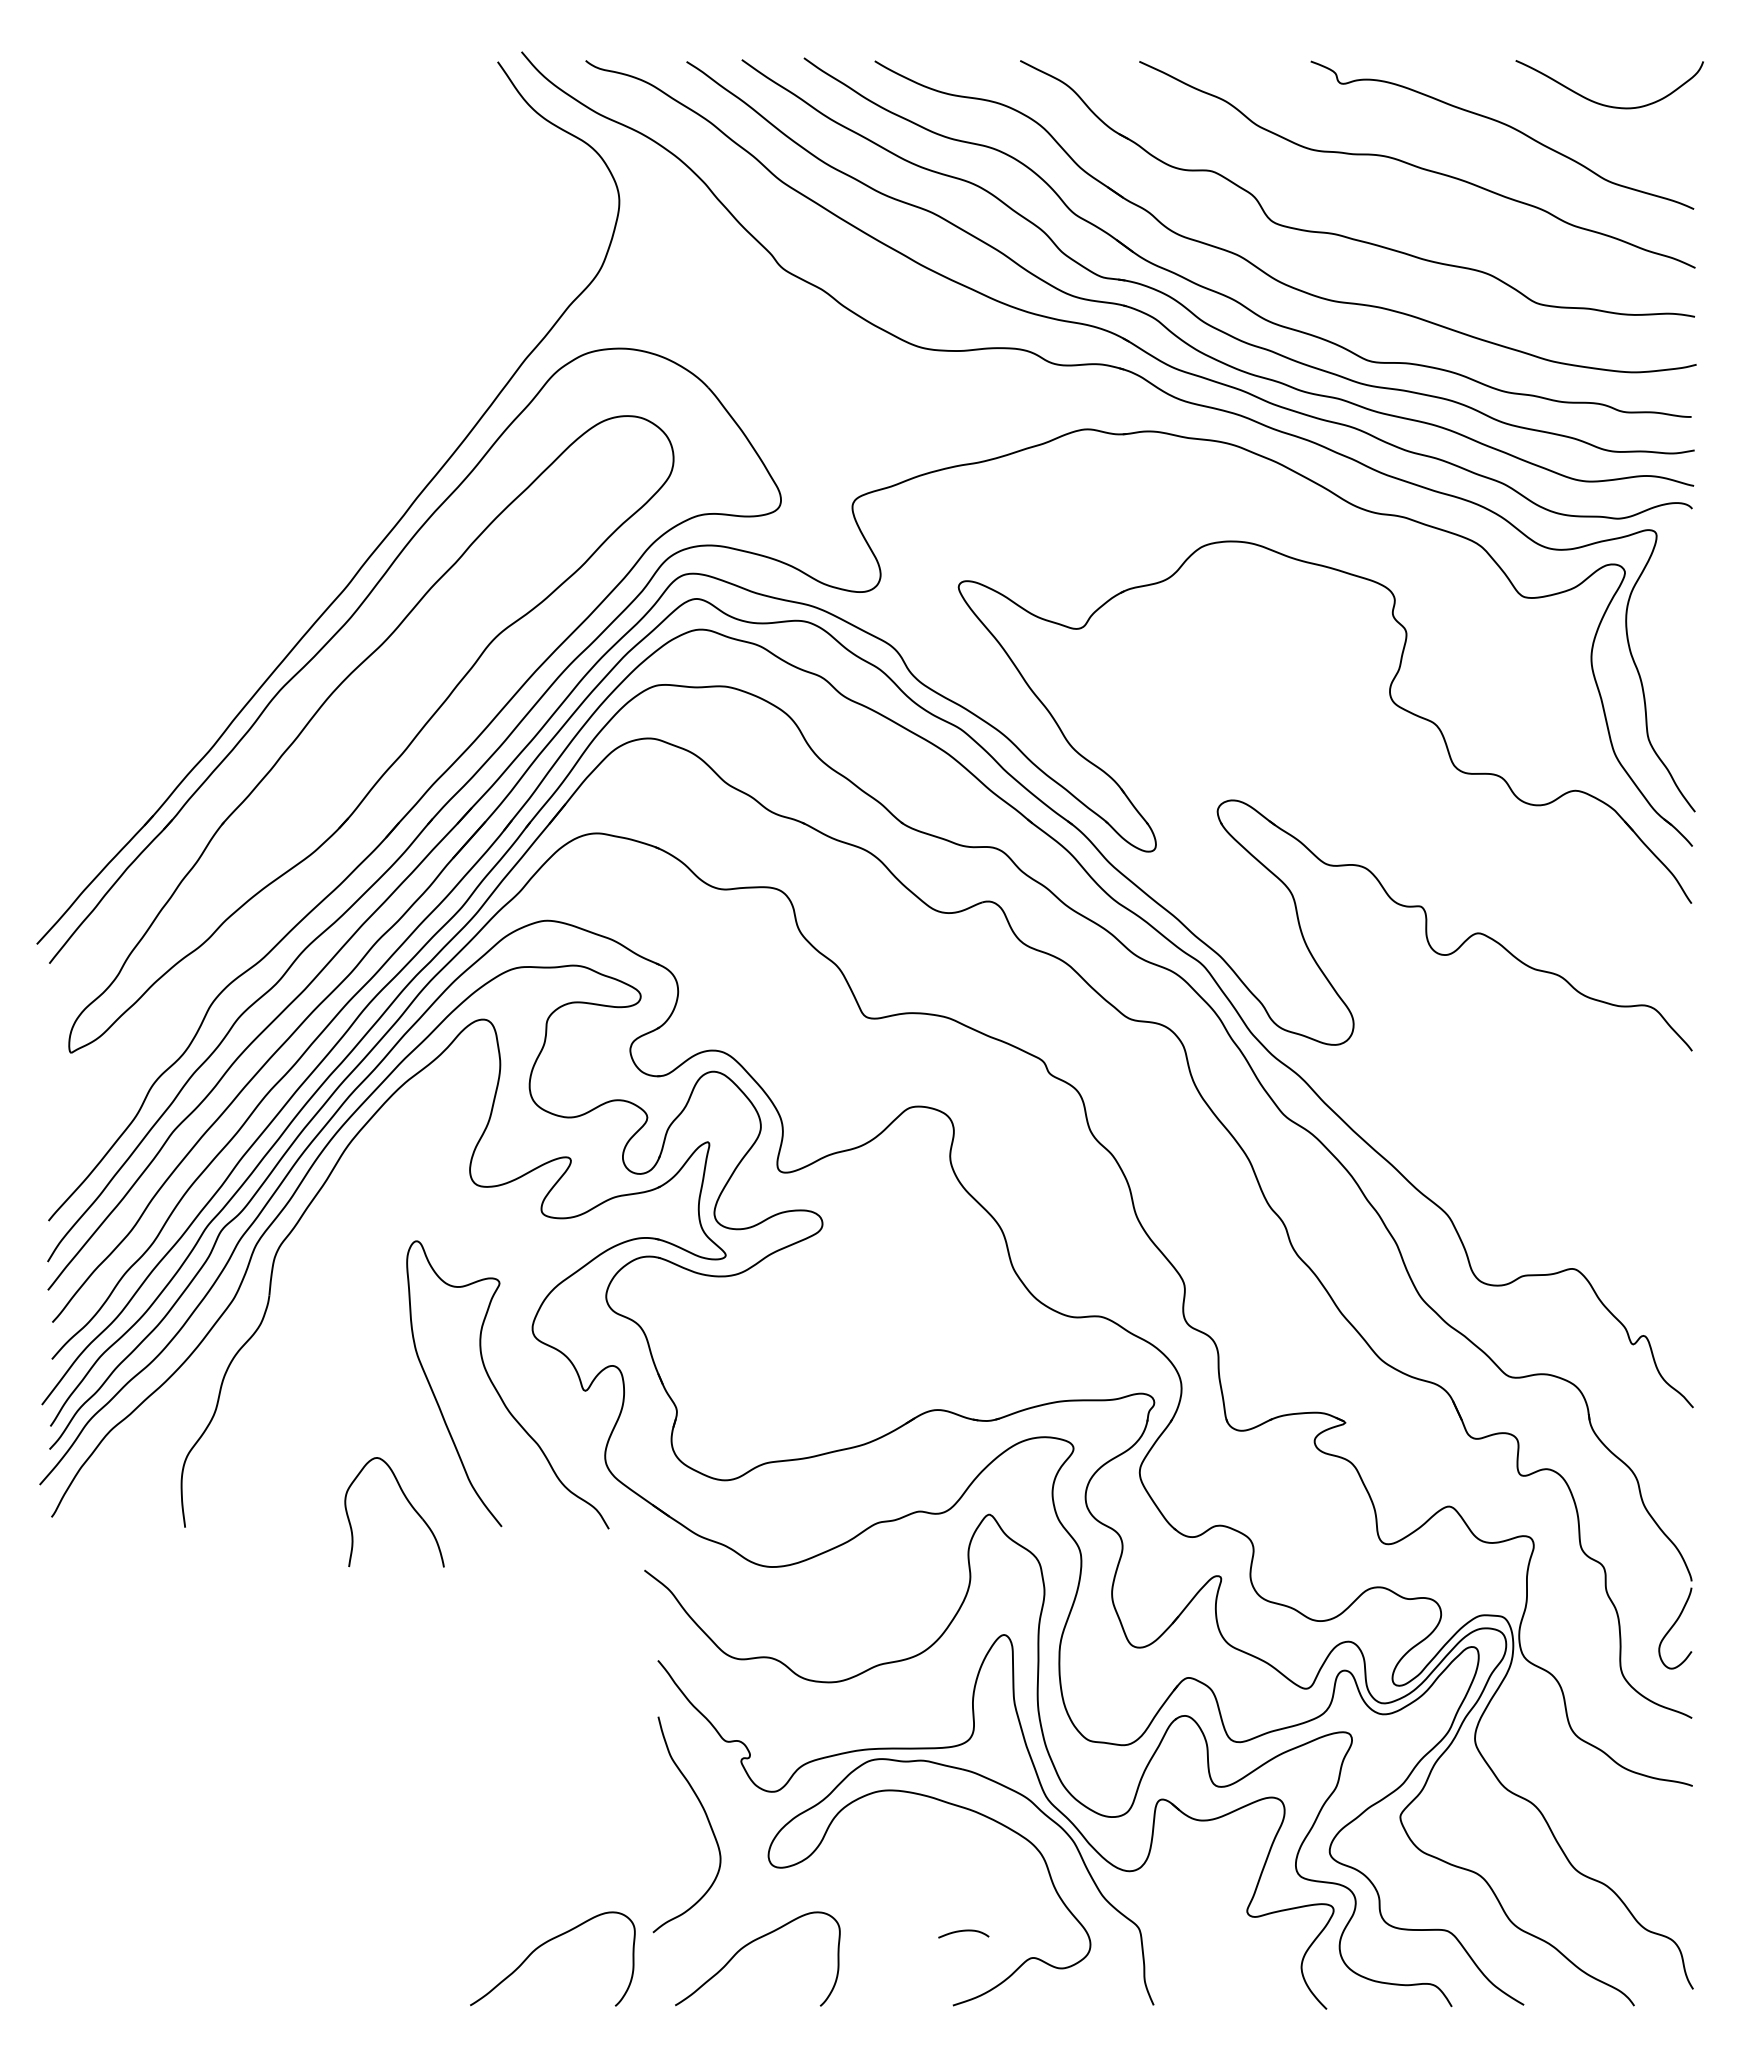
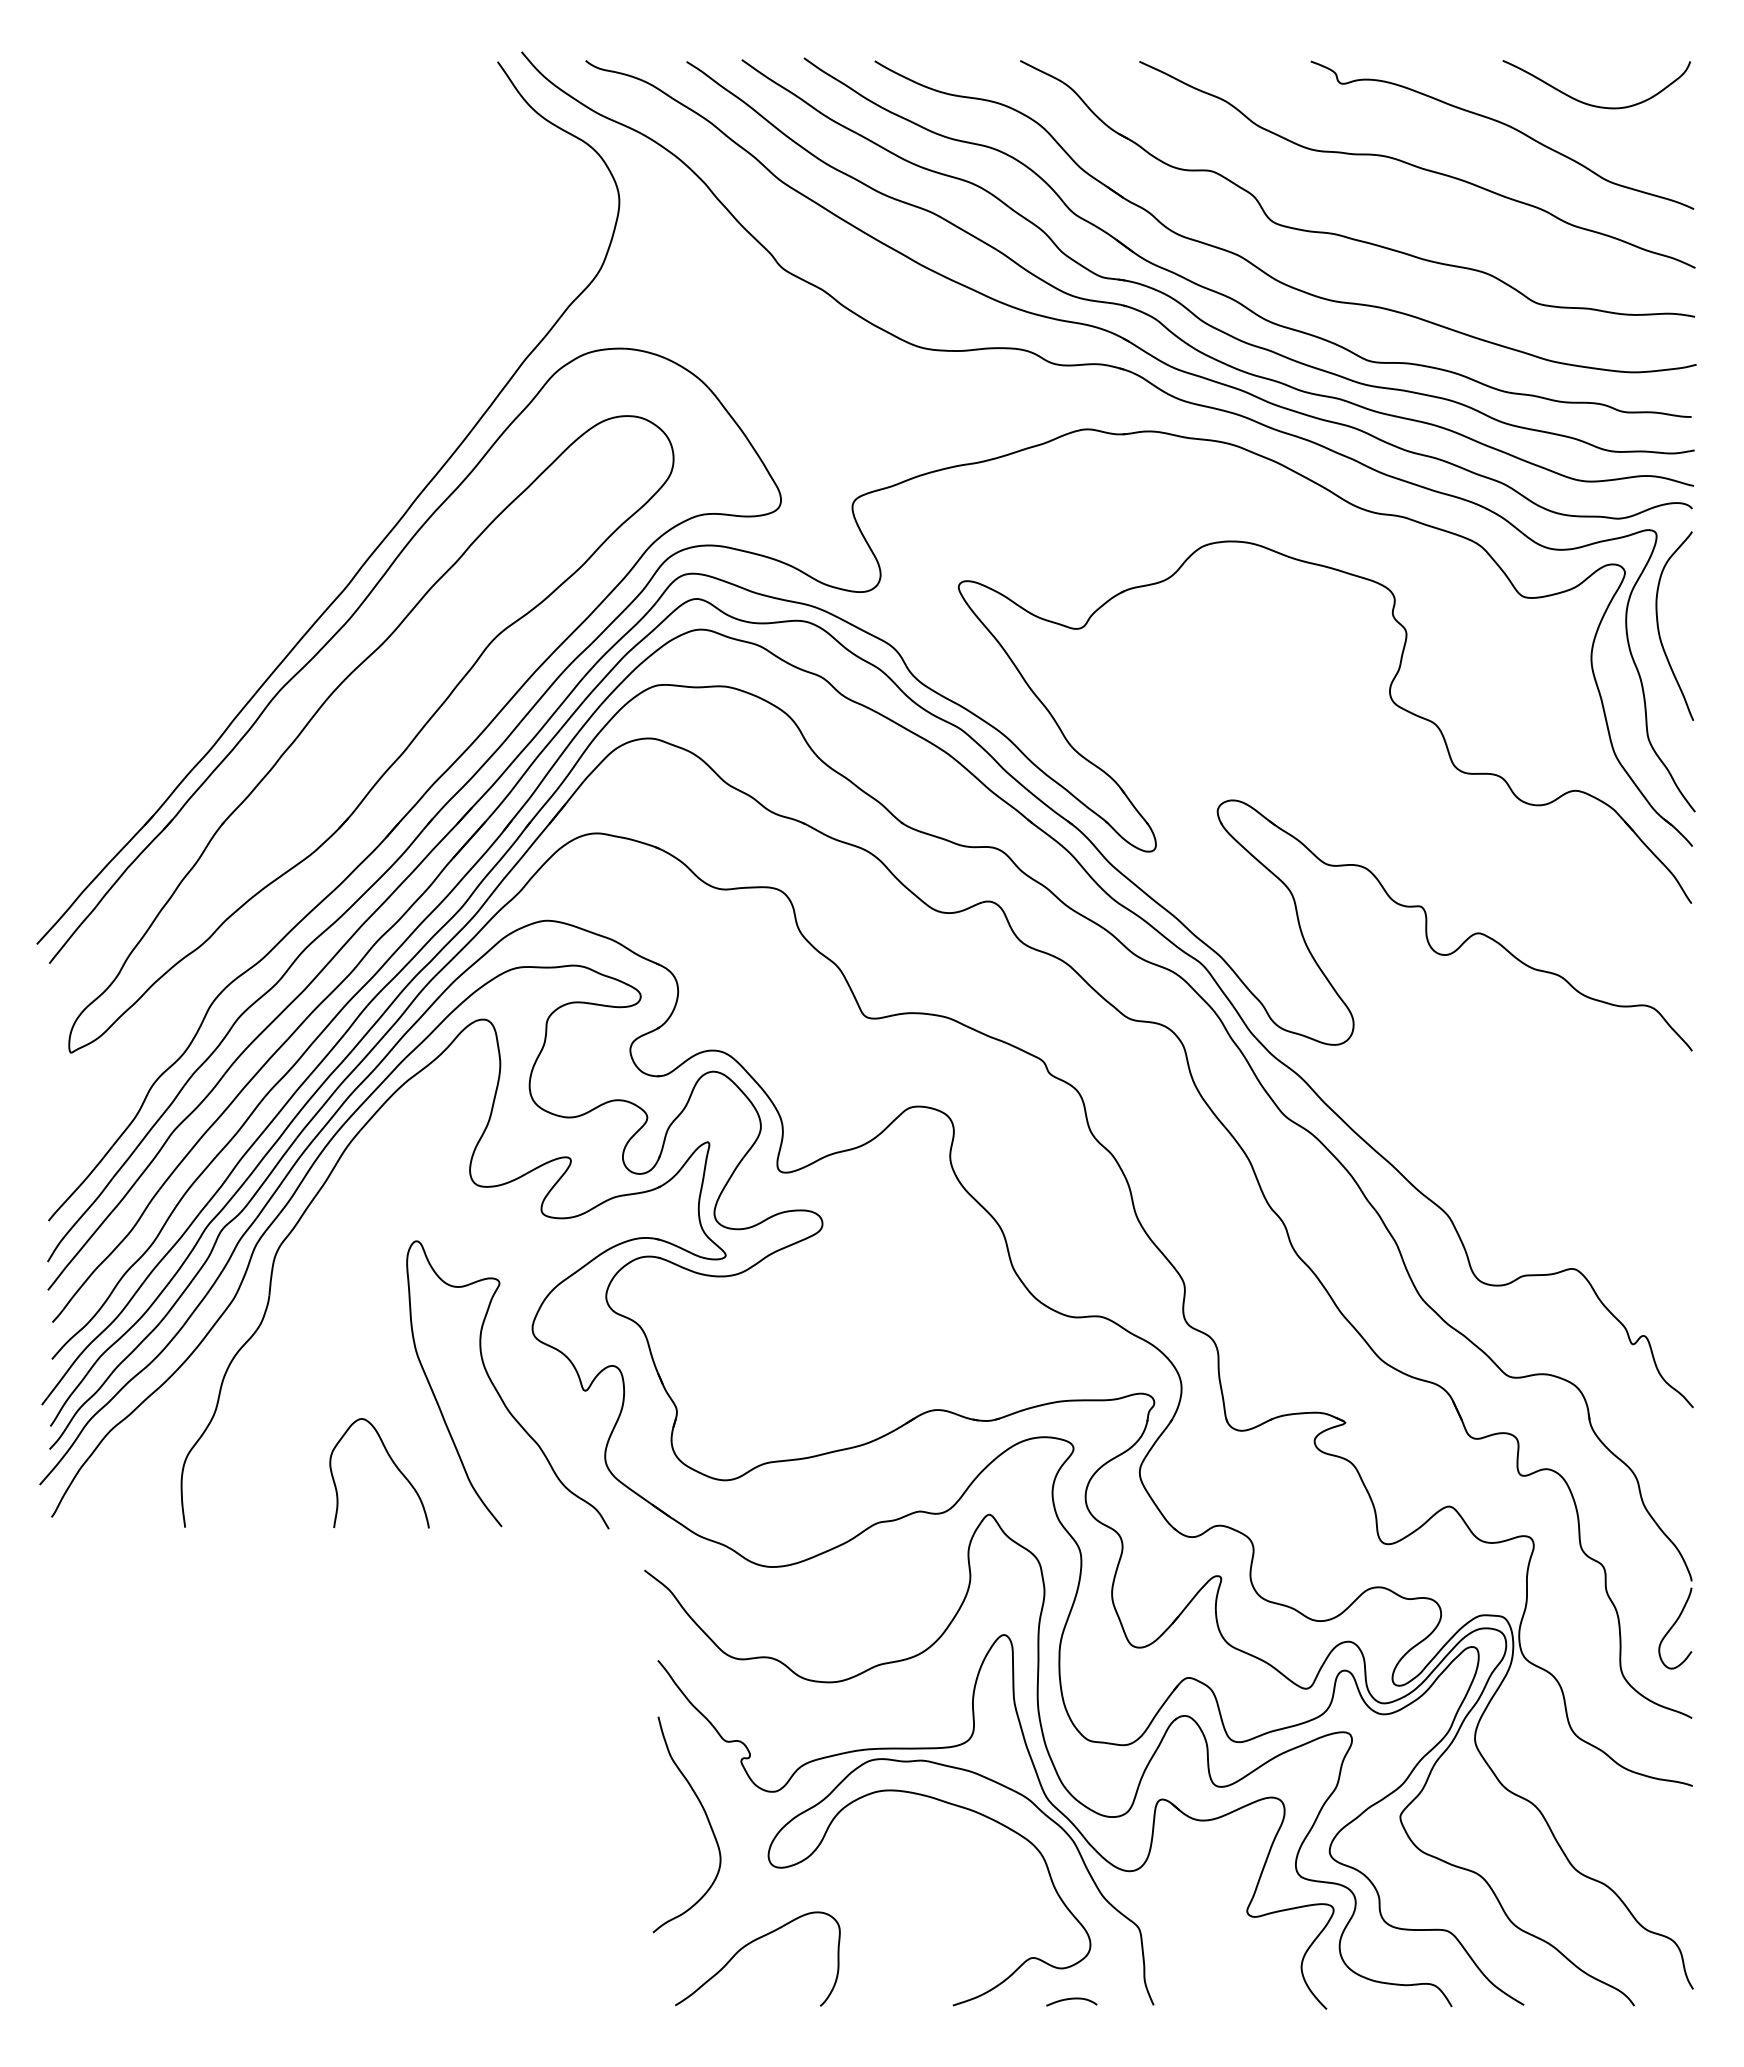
curve position: (1605, 104) -> (1592, 104) (1592, 104)
curve: none -> present (1659, 628)
part position: (406, 1500) -> (391, 1461) (391, 1461)
curve position: (963, 1931) -> (1071, 1999) (1071, 1999)
curve: present -> none (543, 1945)
